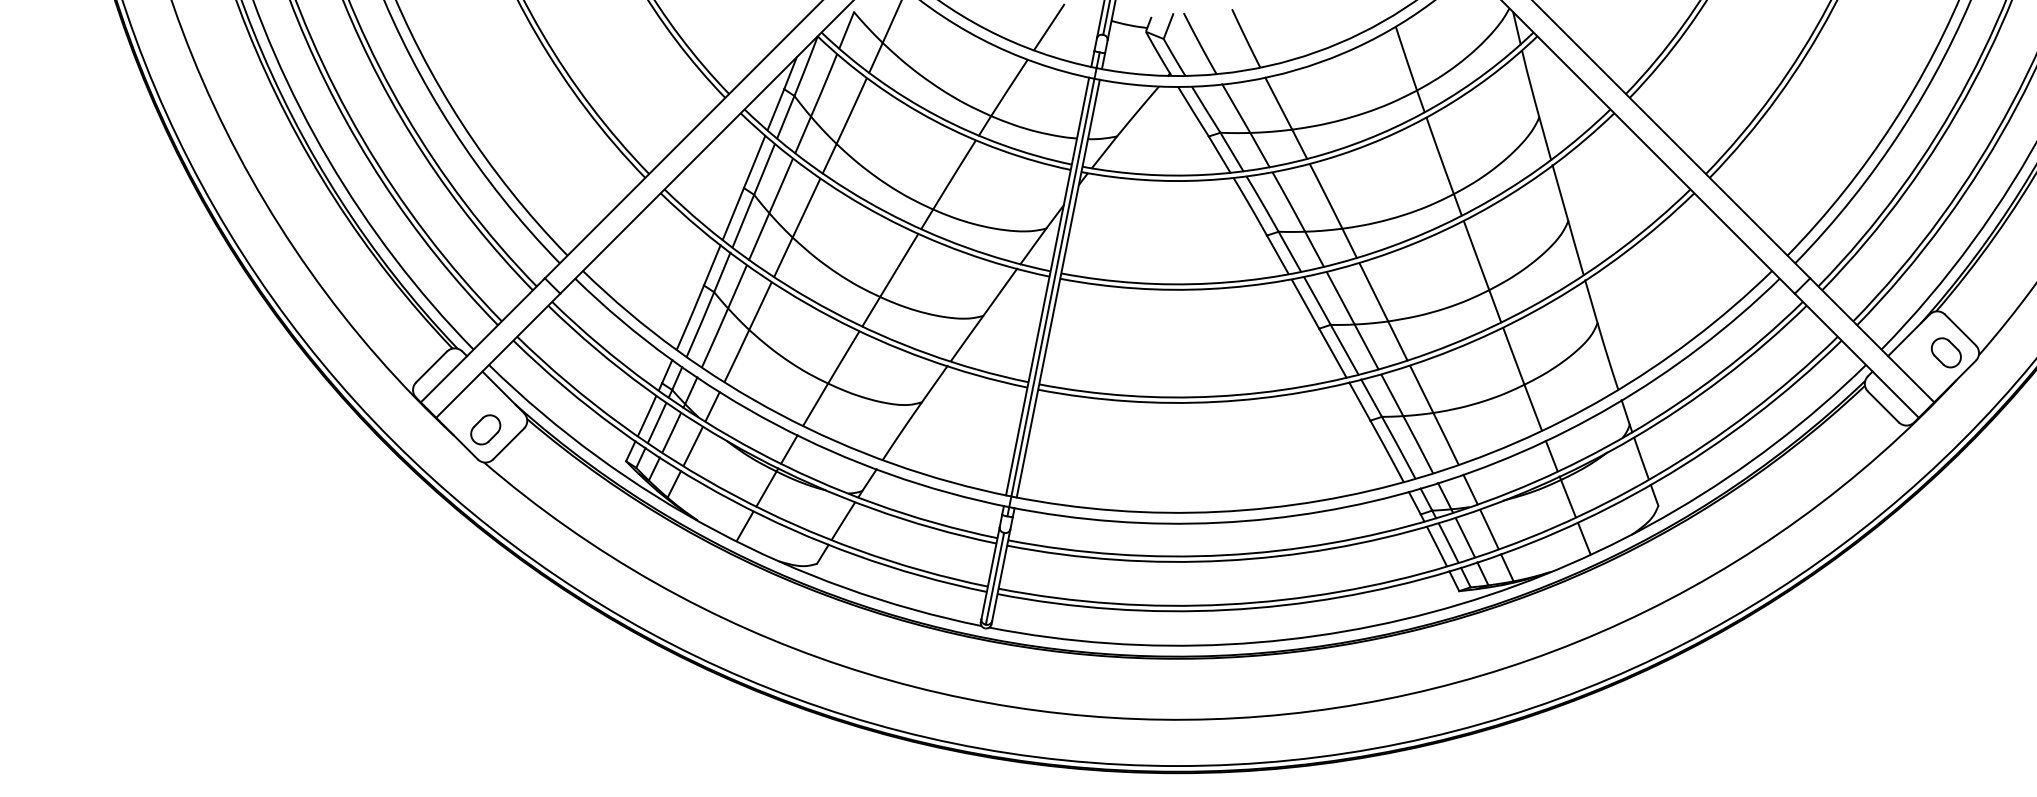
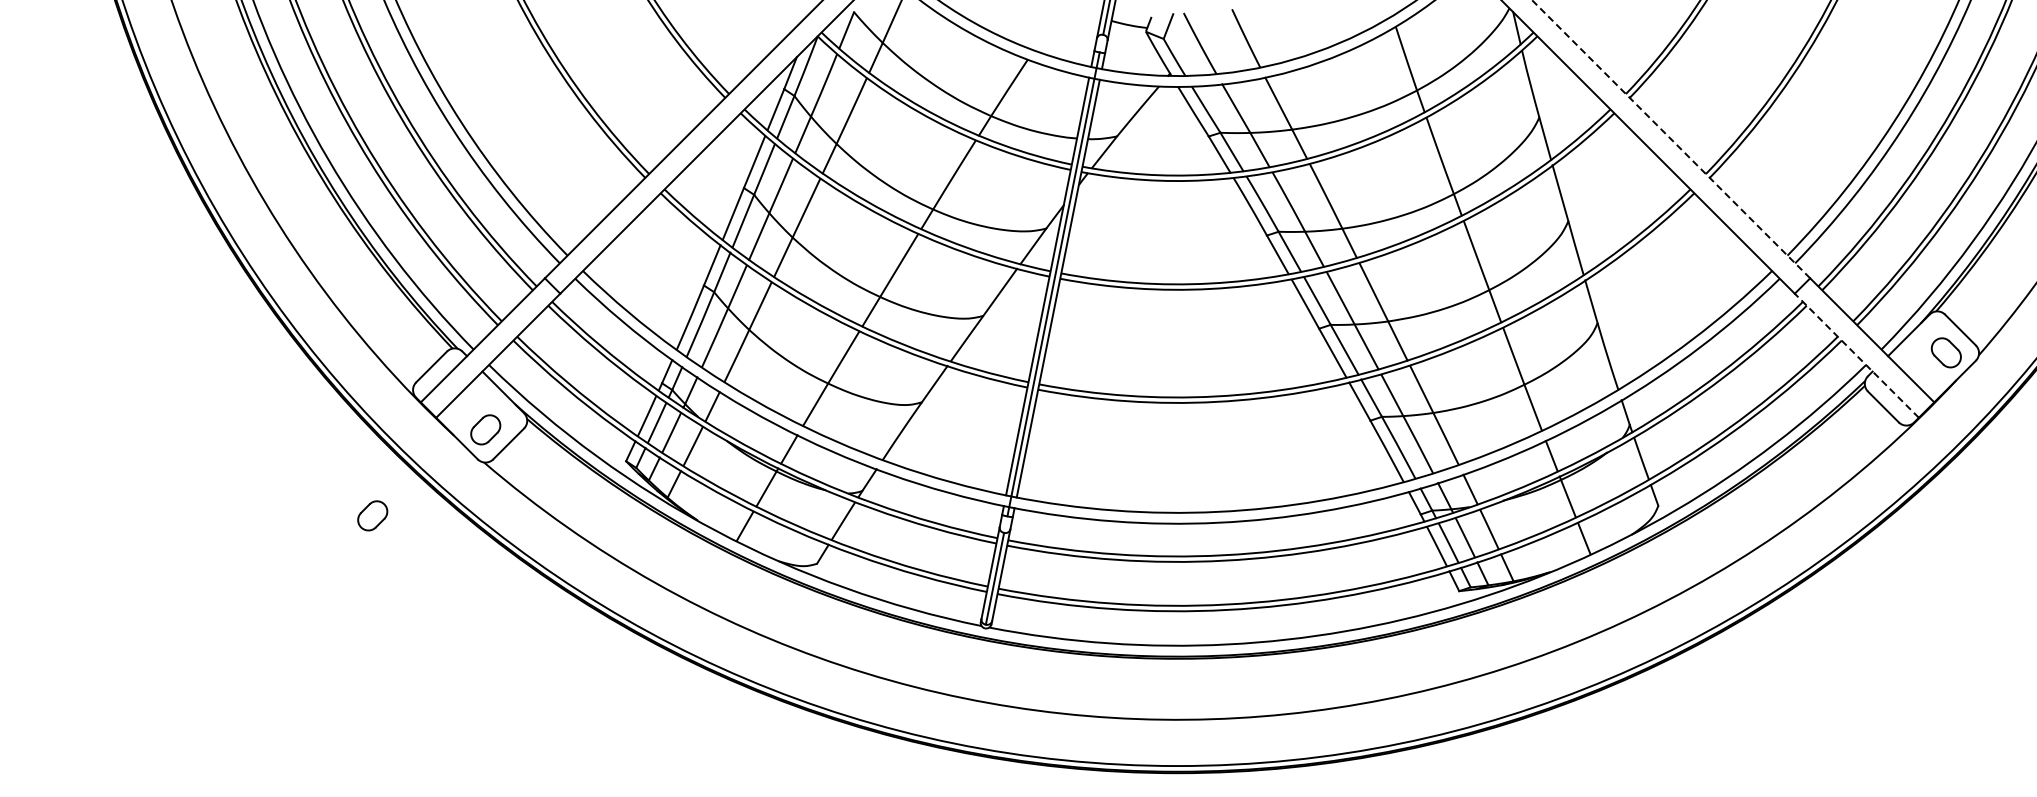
line: present -> none (1049, 27)
line: solid -> dashed (1671, 139)
line: solid -> dashed (1856, 355)
part: none -> present (372, 515)
